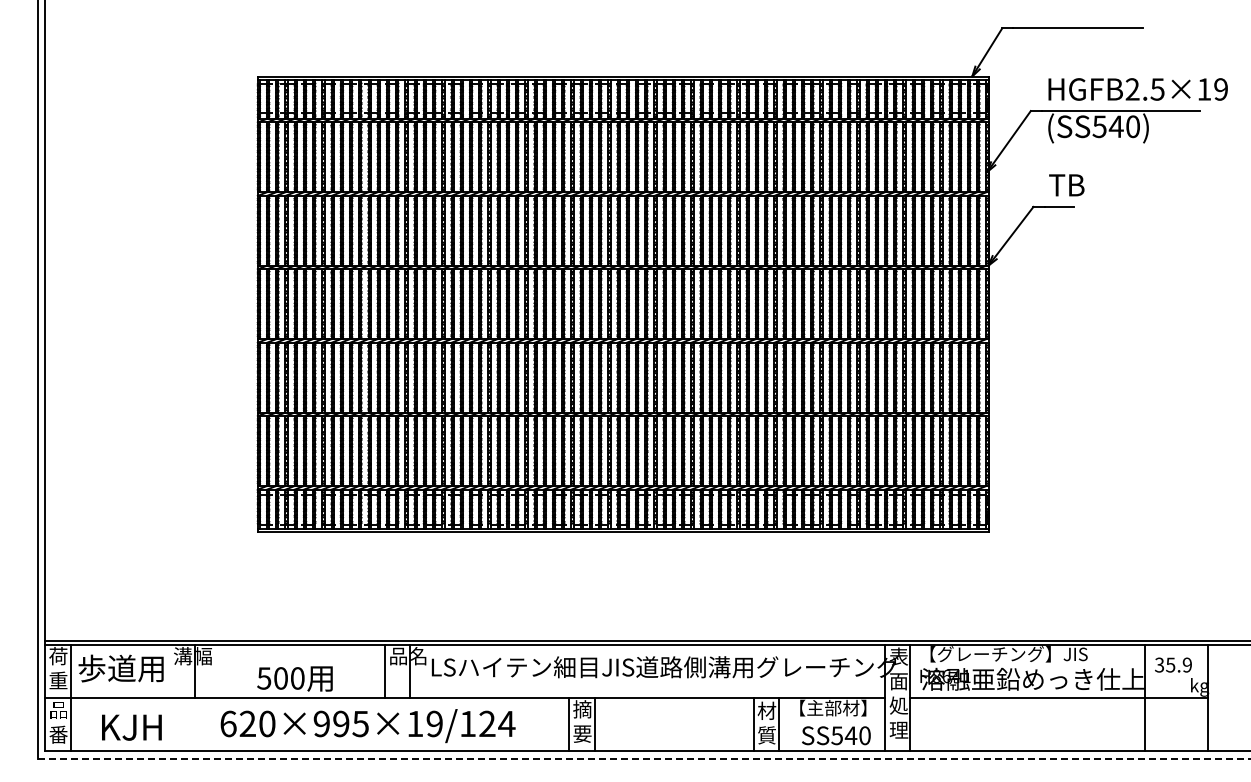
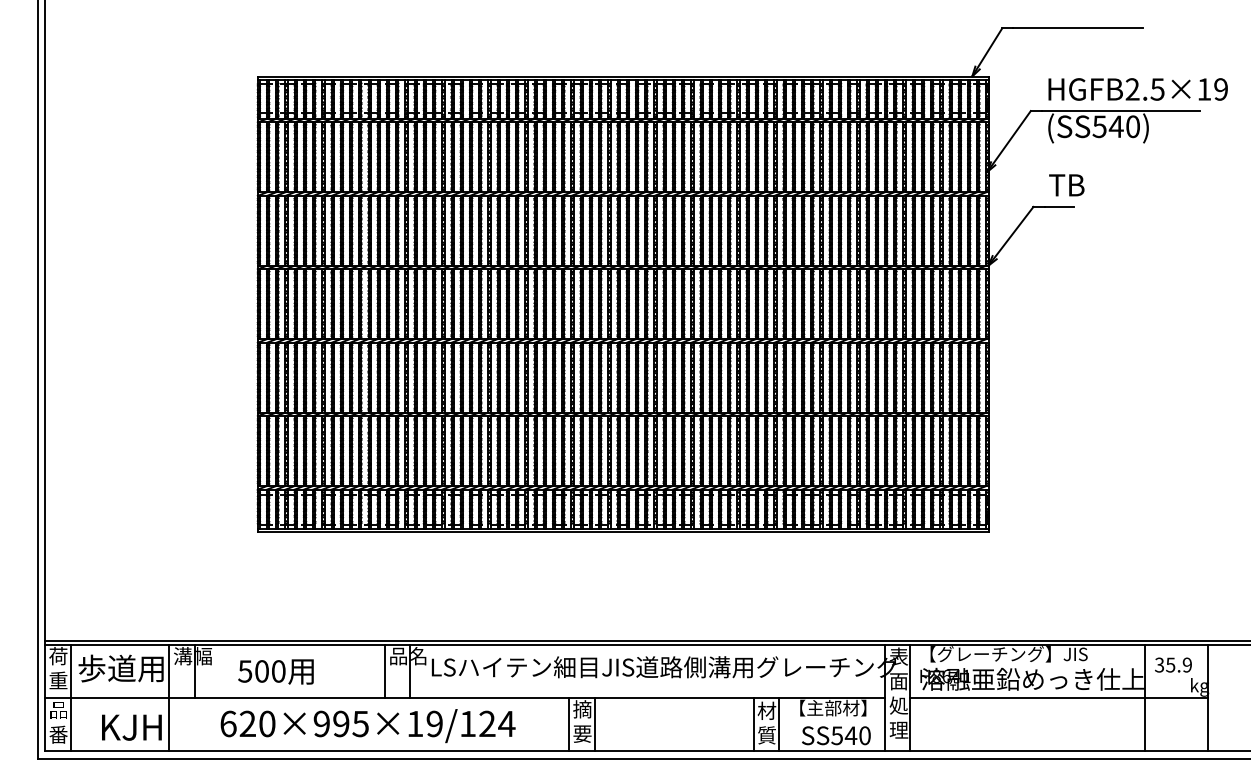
text position: (294, 678) -> (275, 671) (275, 671)
line: none -> present (169, 697)
line: dashed -> solid (644, 758)
